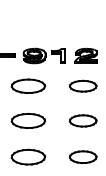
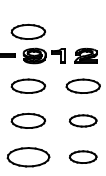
part: none -> present (27, 31)
part size: 30x14 px -> 36x16 px (82, 85)
part size: 36x18 px -> 45x21 px (28, 157)
